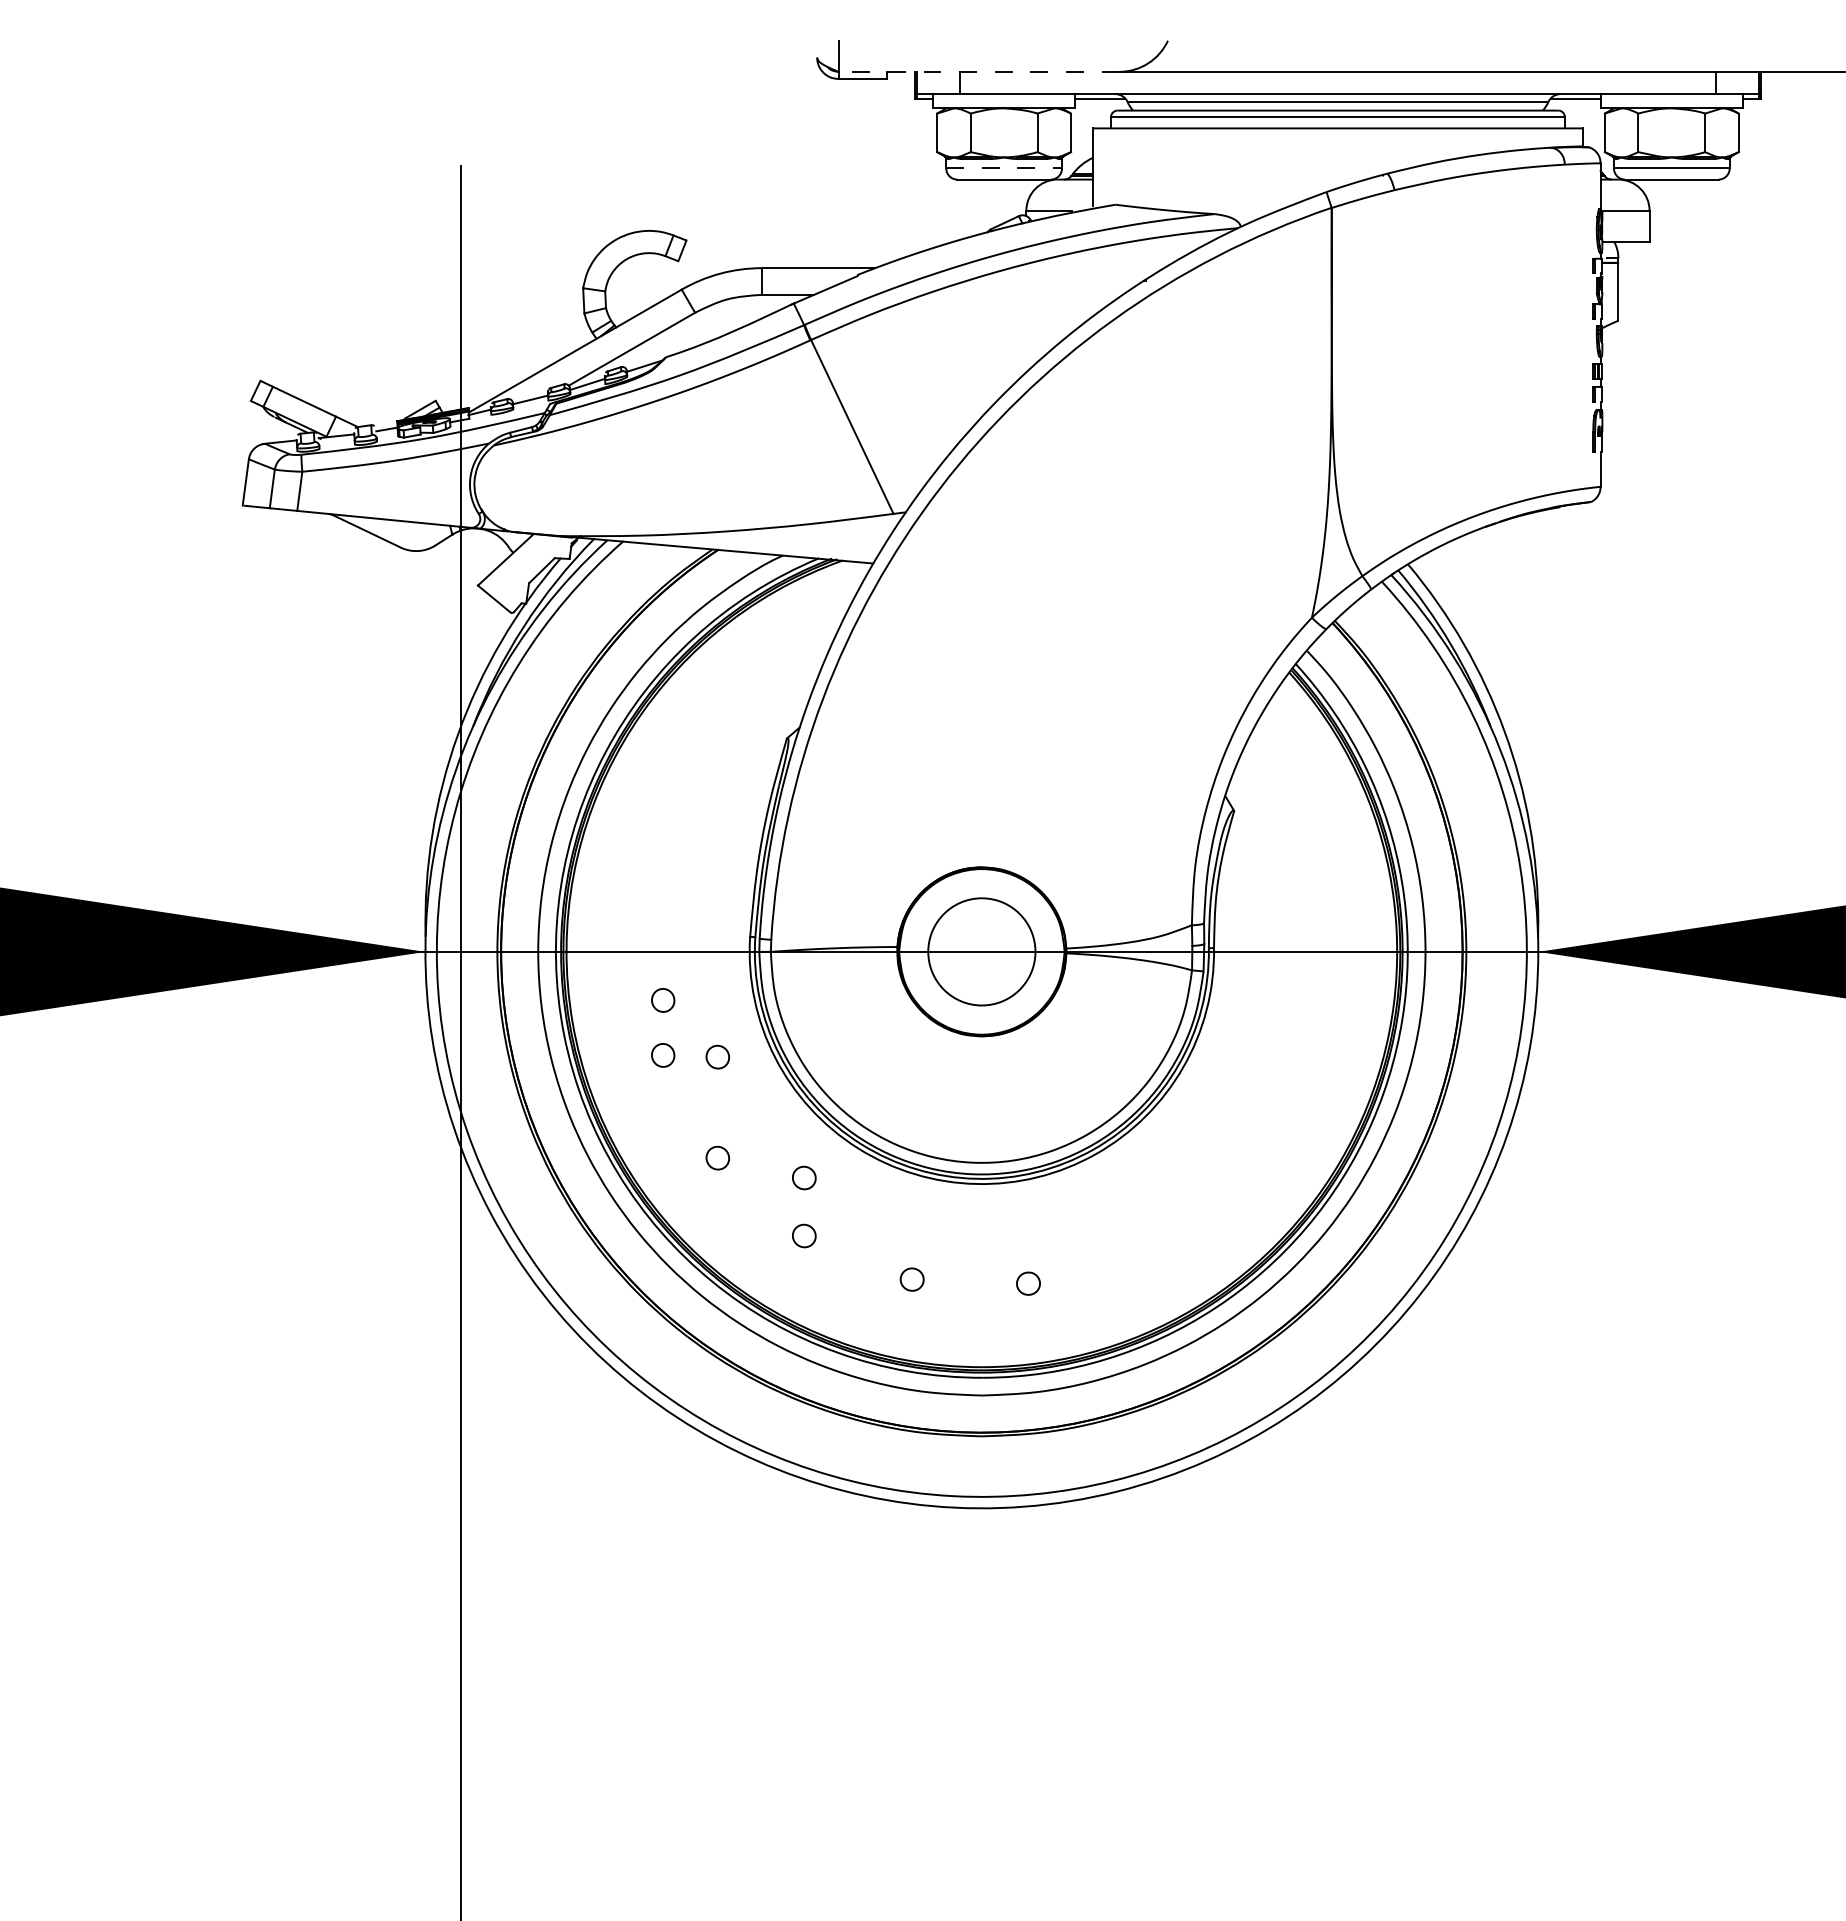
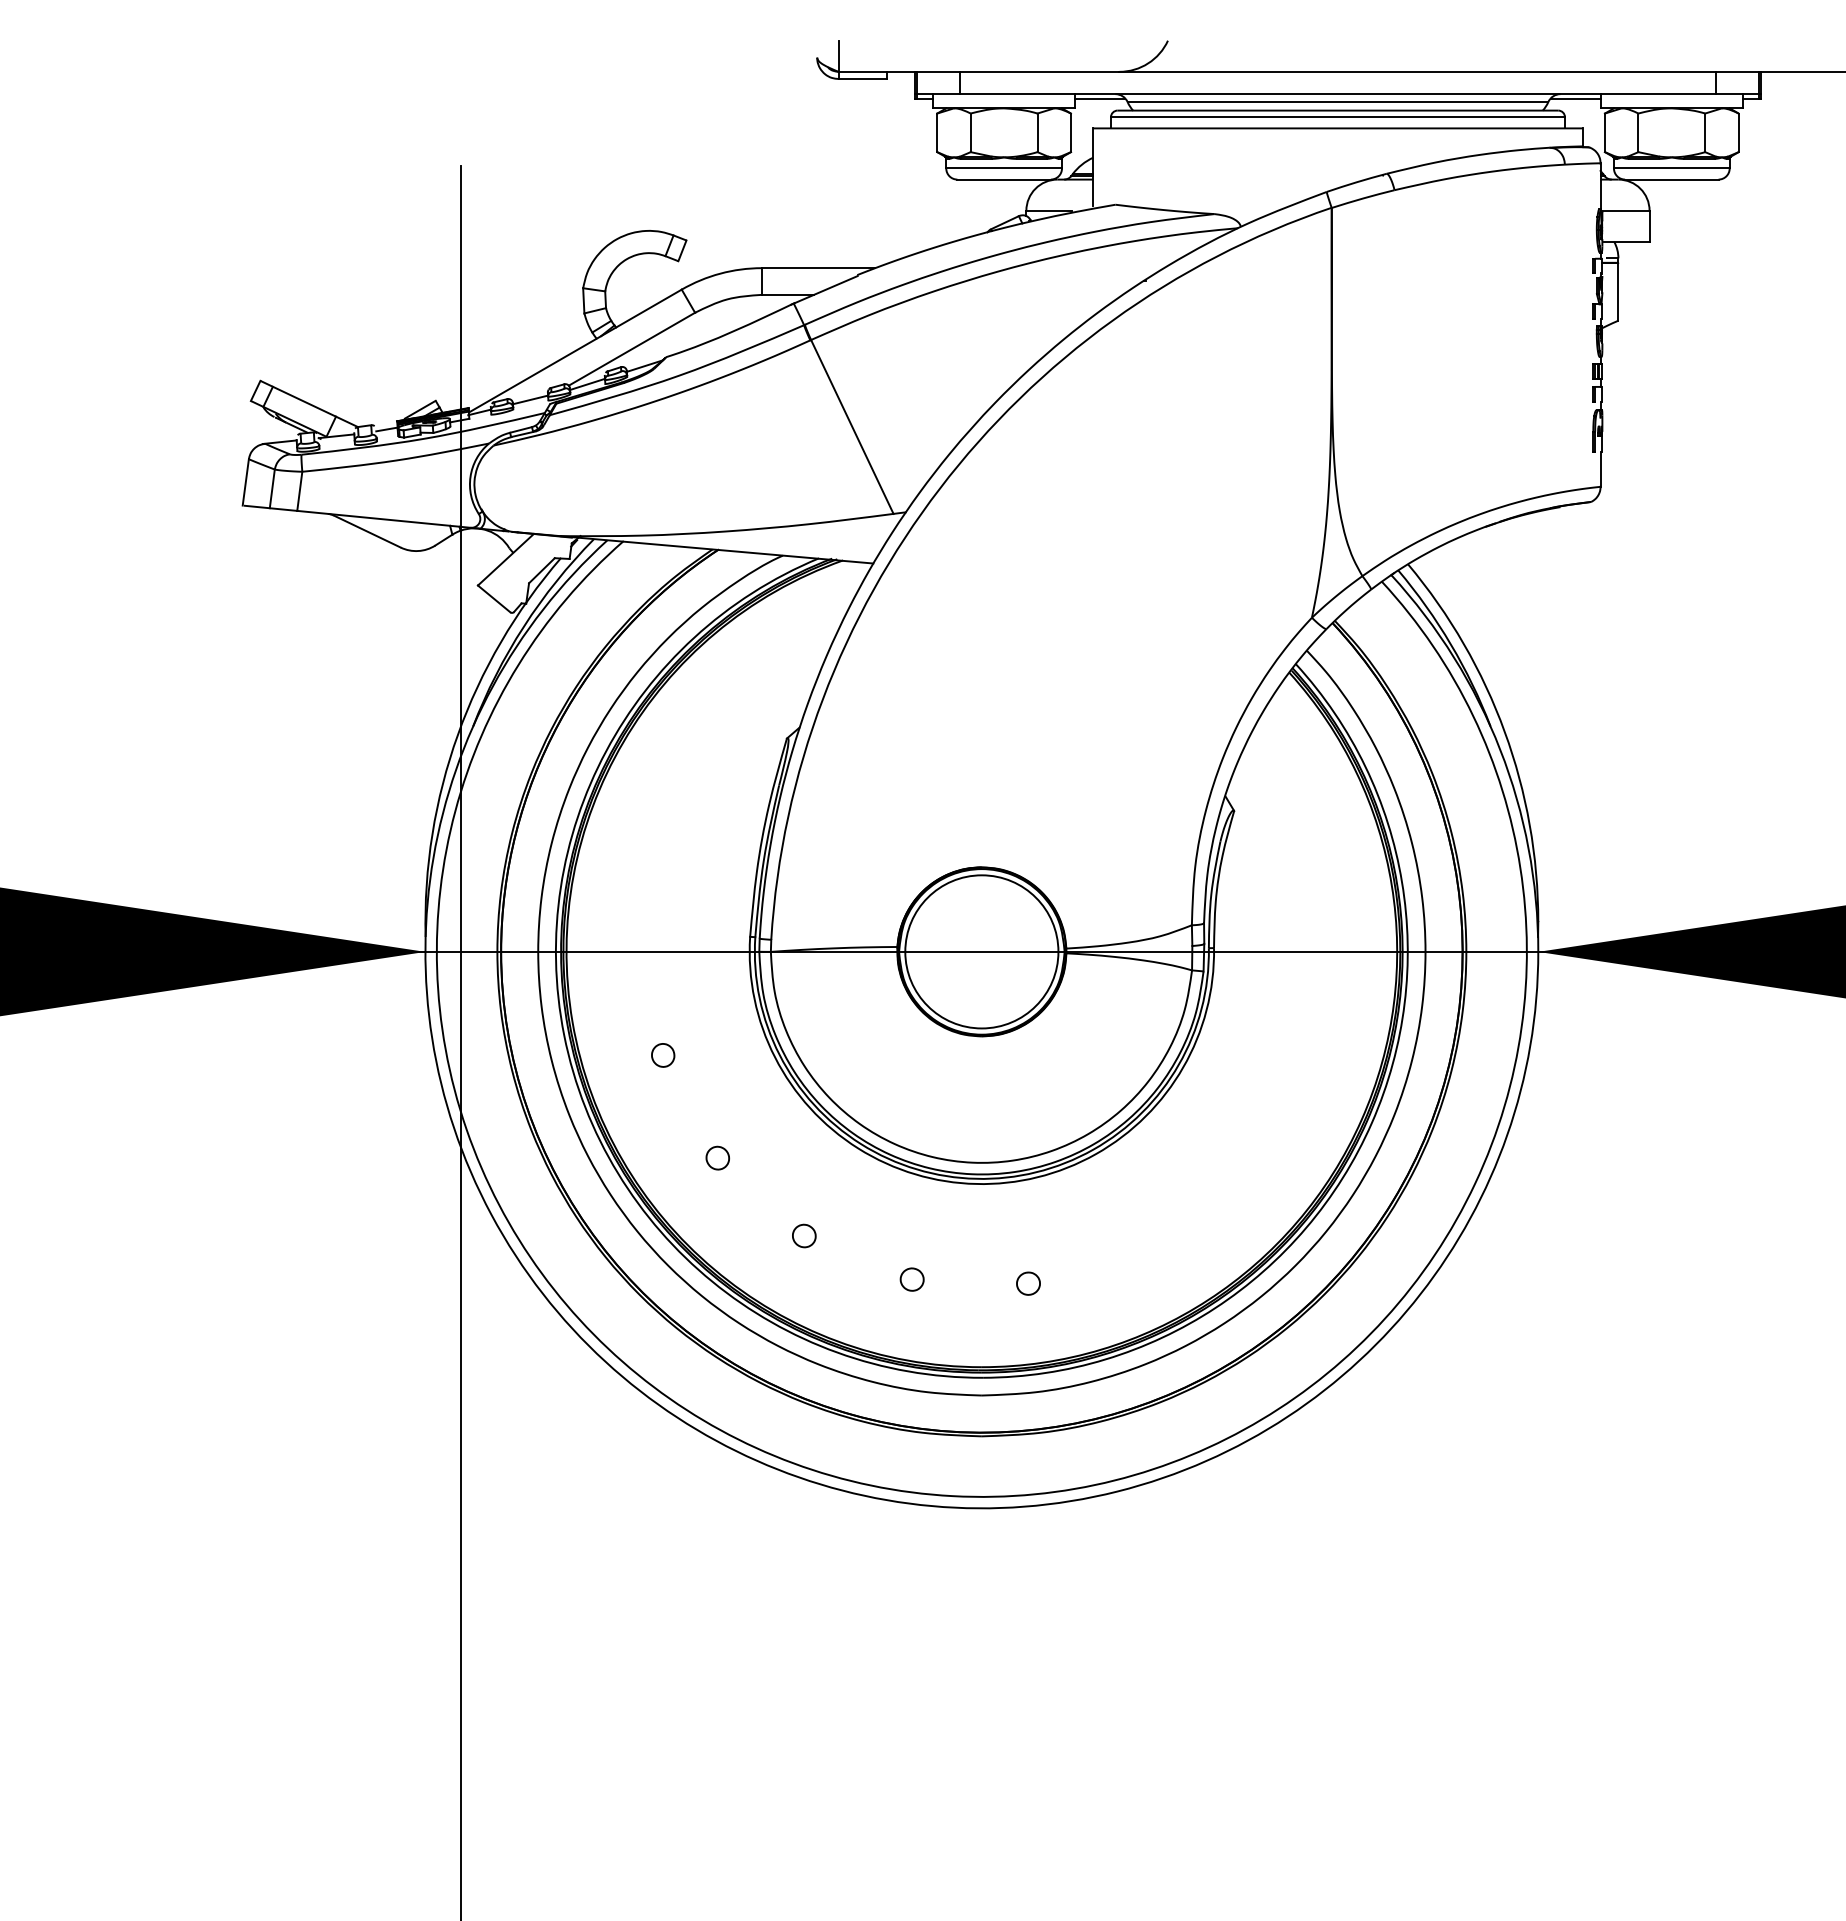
line: dashed -> solid (978, 71)
line: dashed -> solid (1004, 168)
circle diameter: 107 px -> 153 px (981, 951)
part: present -> none (663, 1000)
part: present -> none (717, 1056)
part: present -> none (804, 1177)
